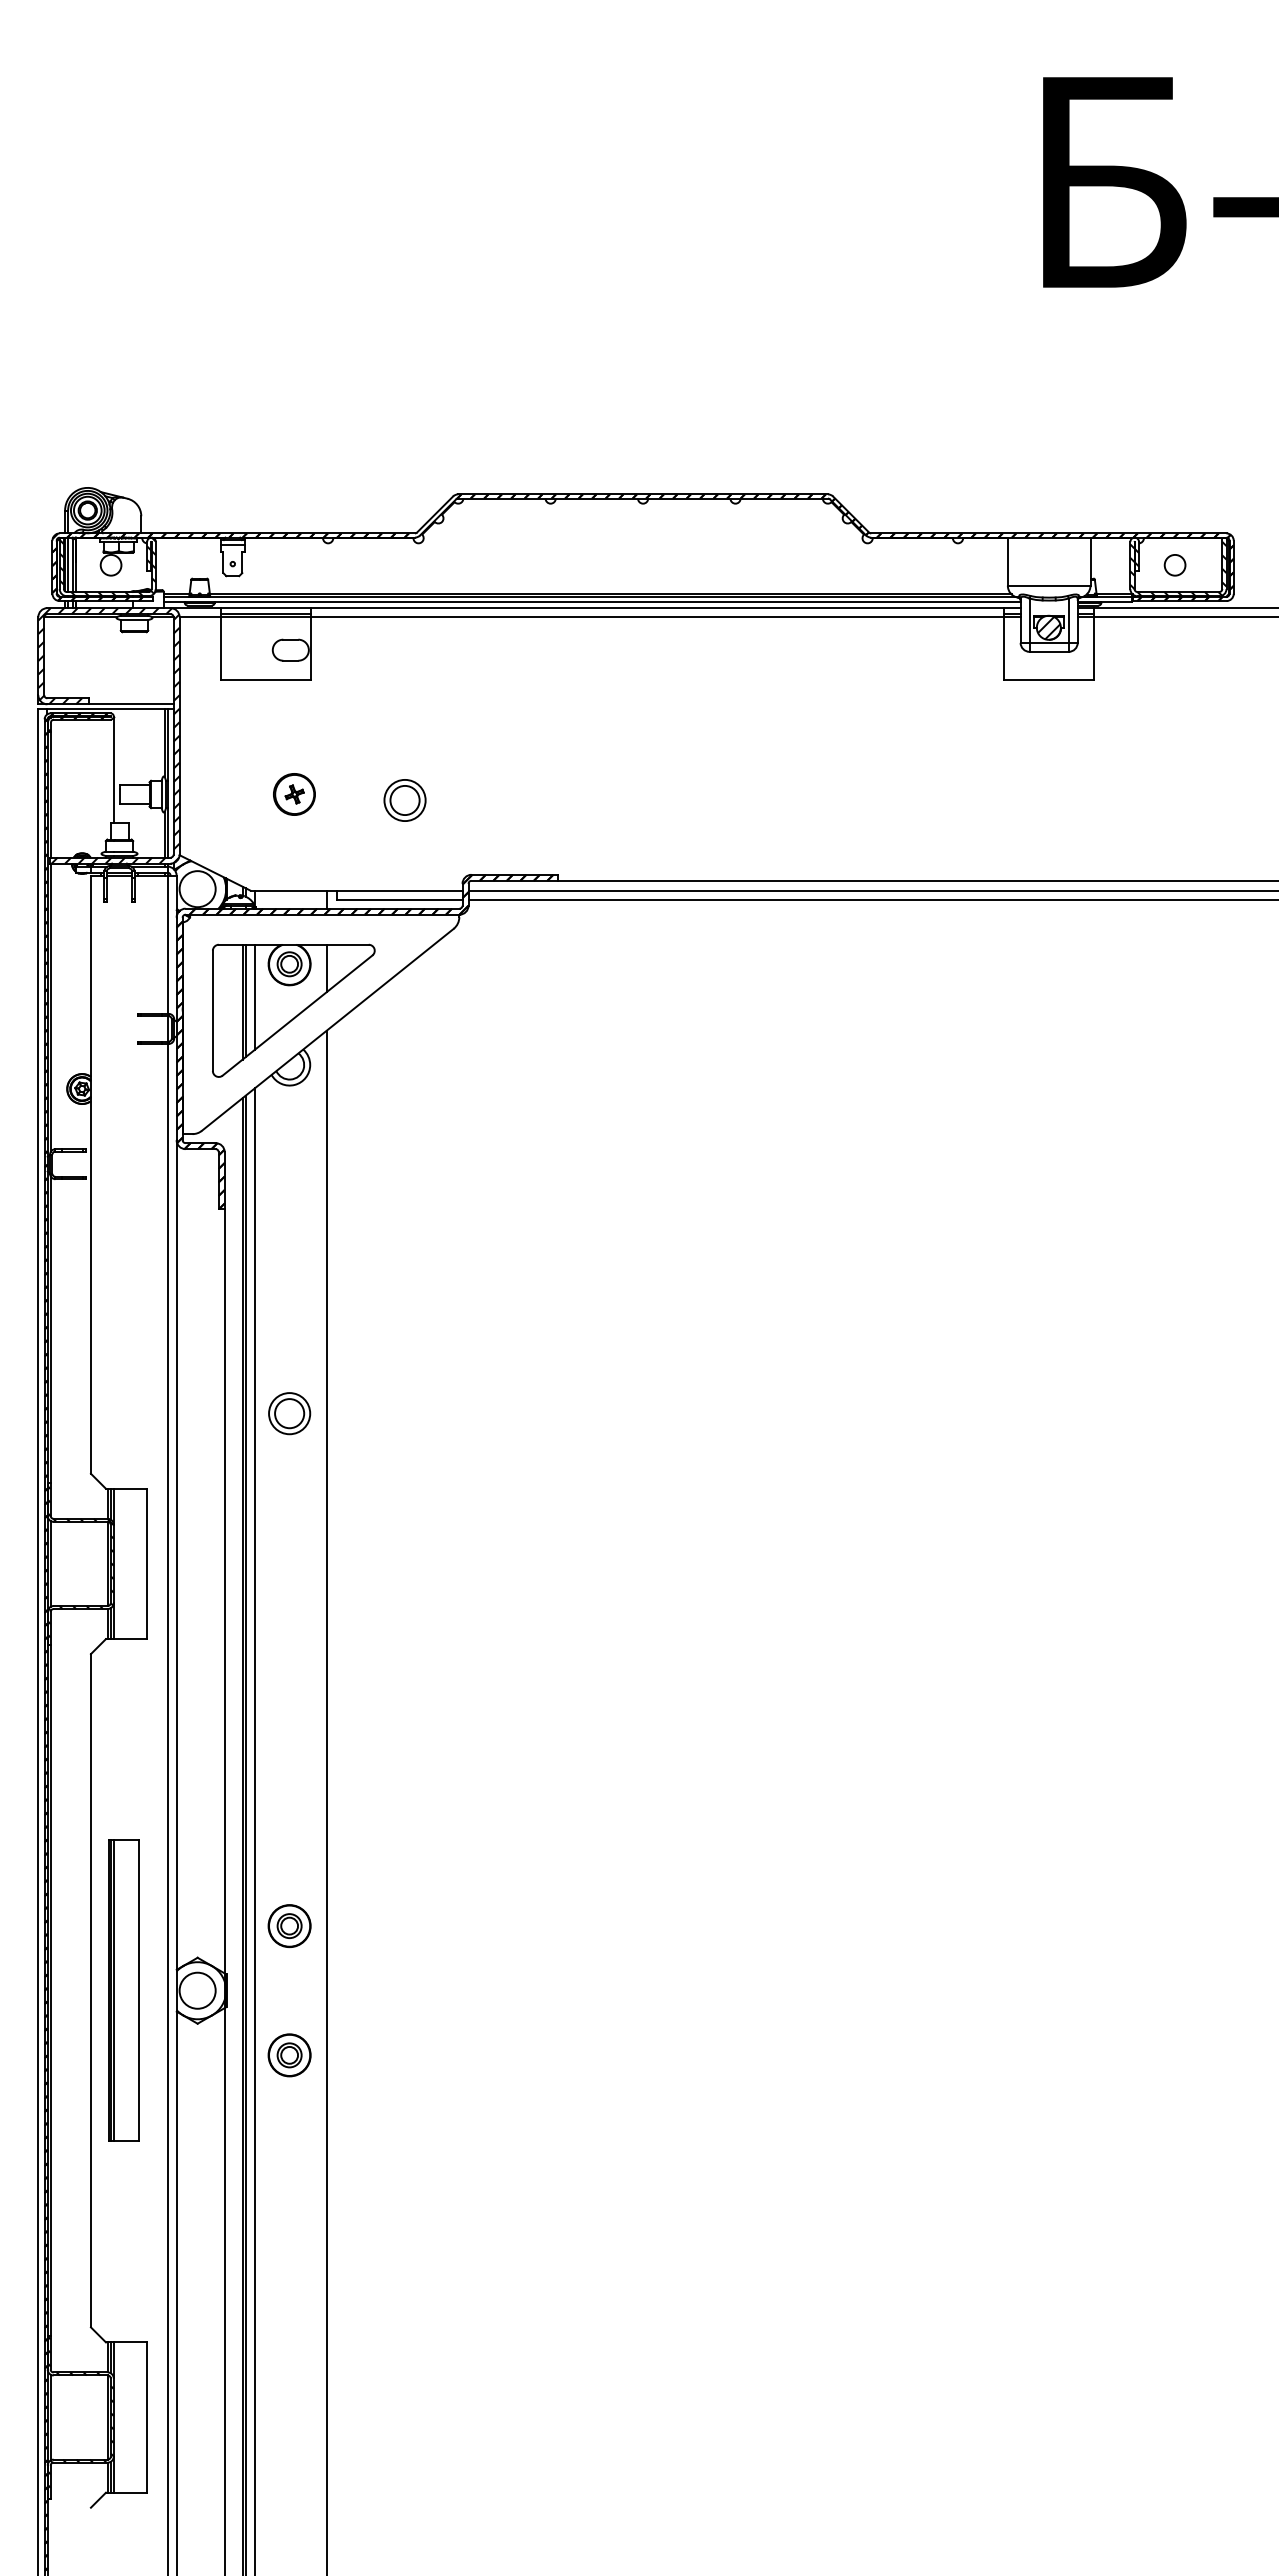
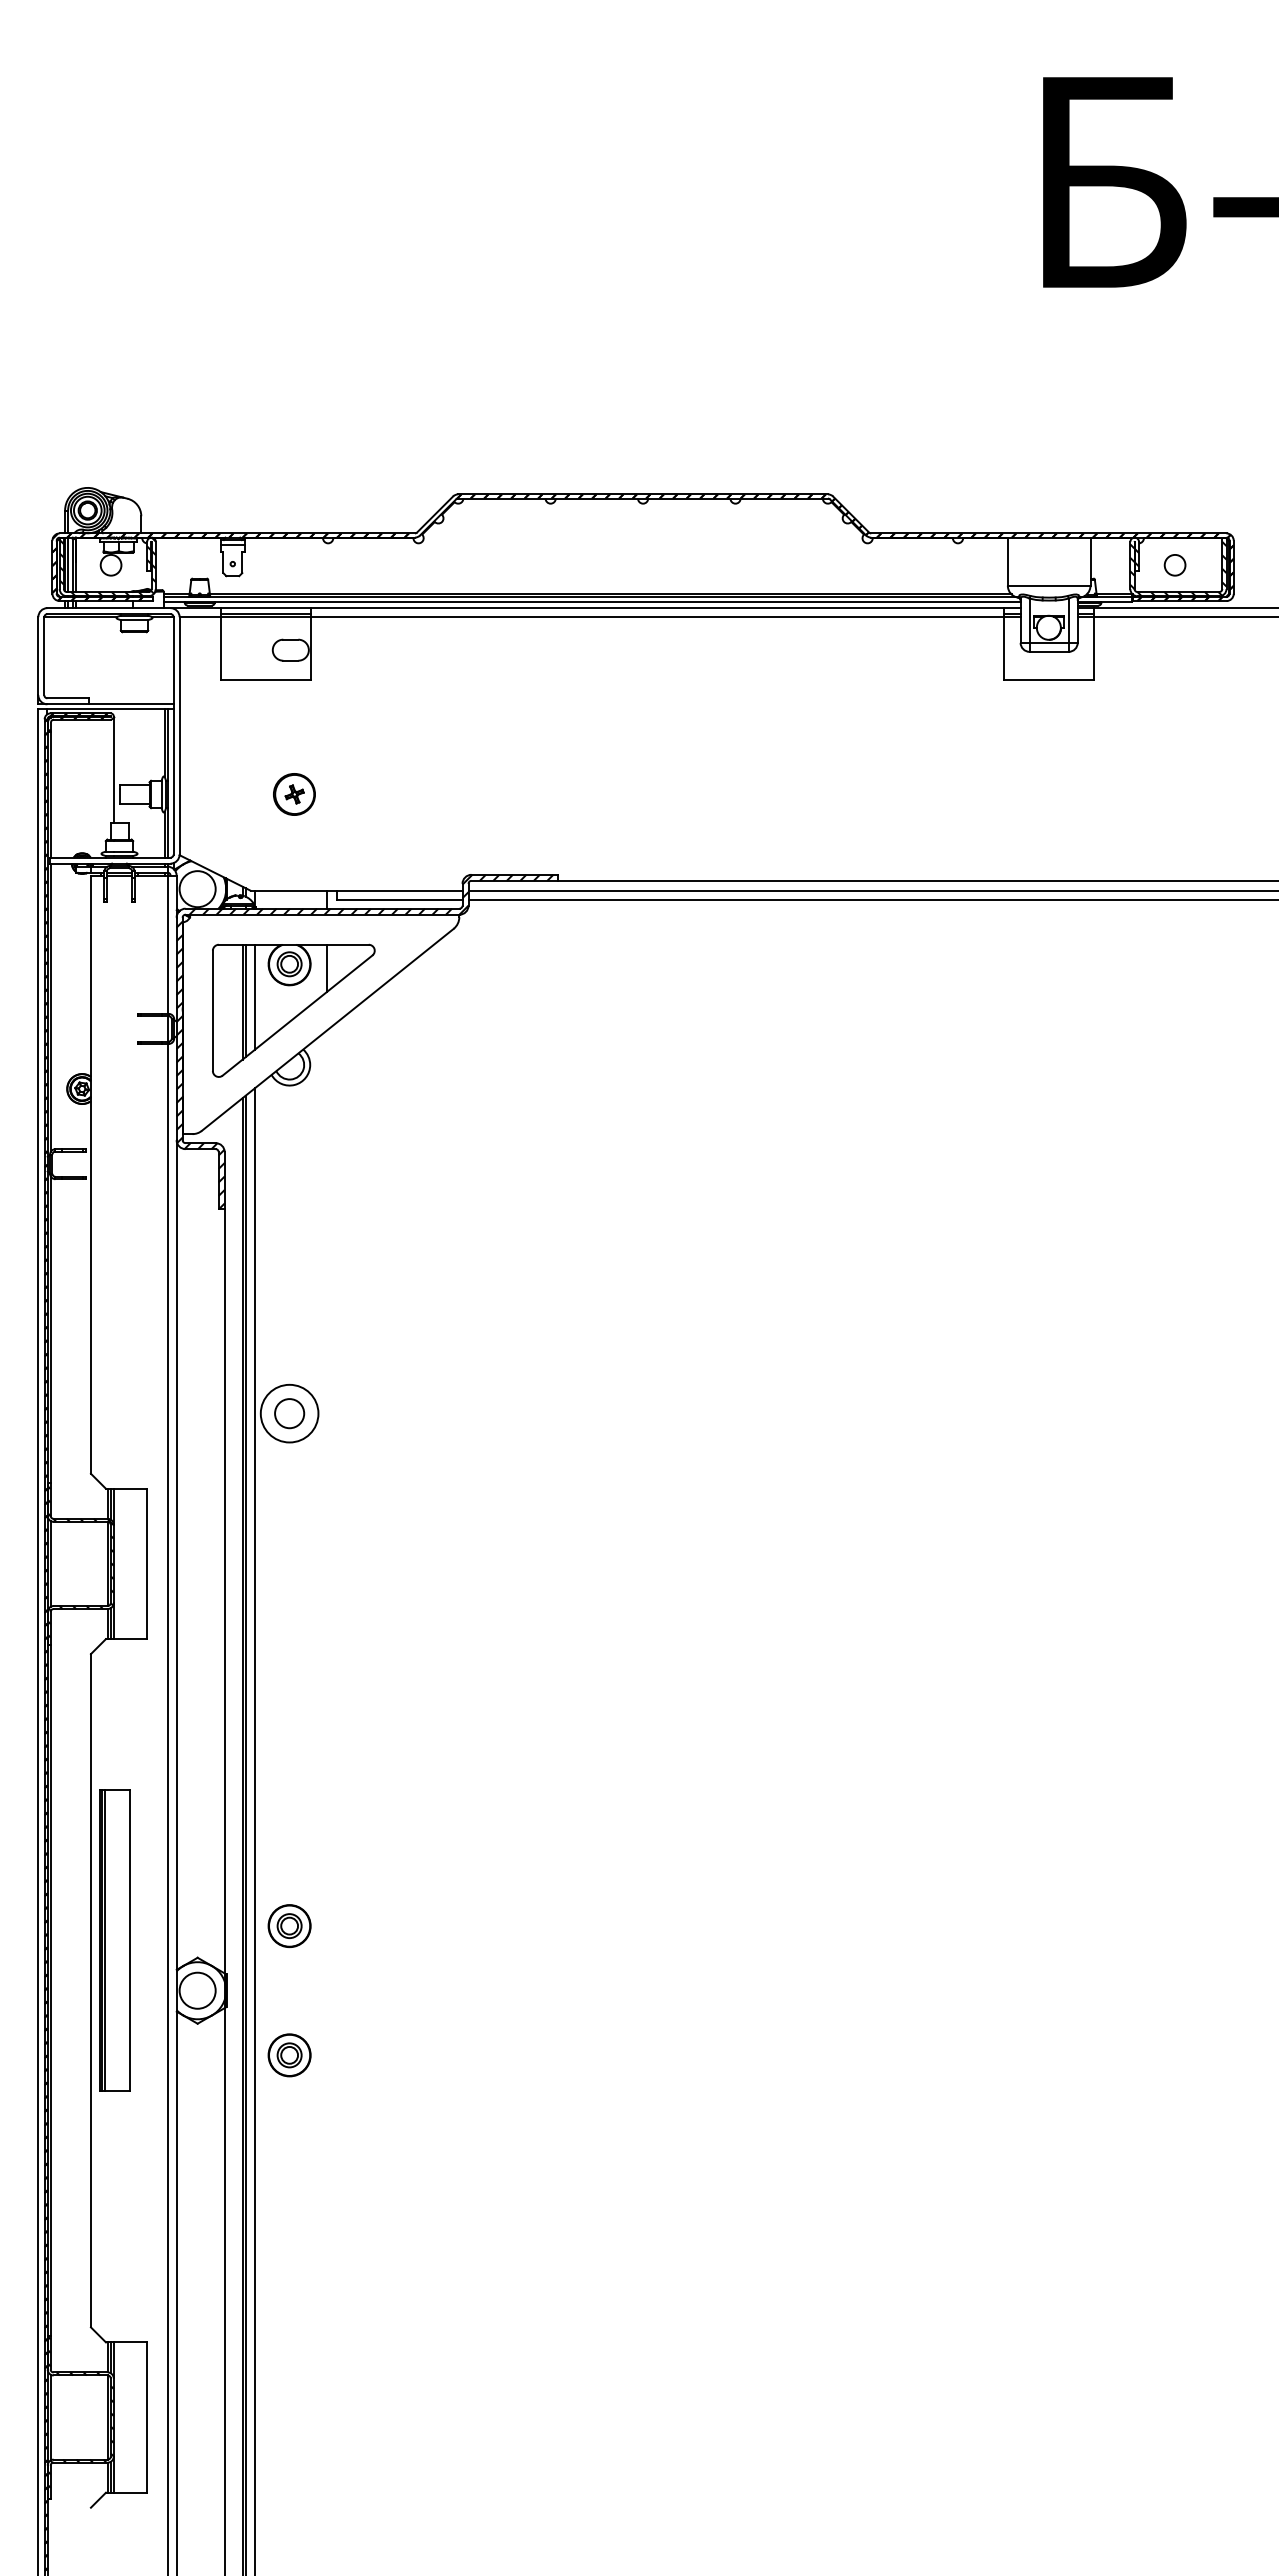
hatch: present -> none (1049, 628)
hatch: present -> none (108, 735)
part: present -> none (404, 800)
hatch: present -> none (364, 1041)
circle diameter: 41 px -> 58 px (289, 1413)
line: present -> none (326, 1801)
part position: (123, 1990) -> (114, 1940) (114, 1940)
